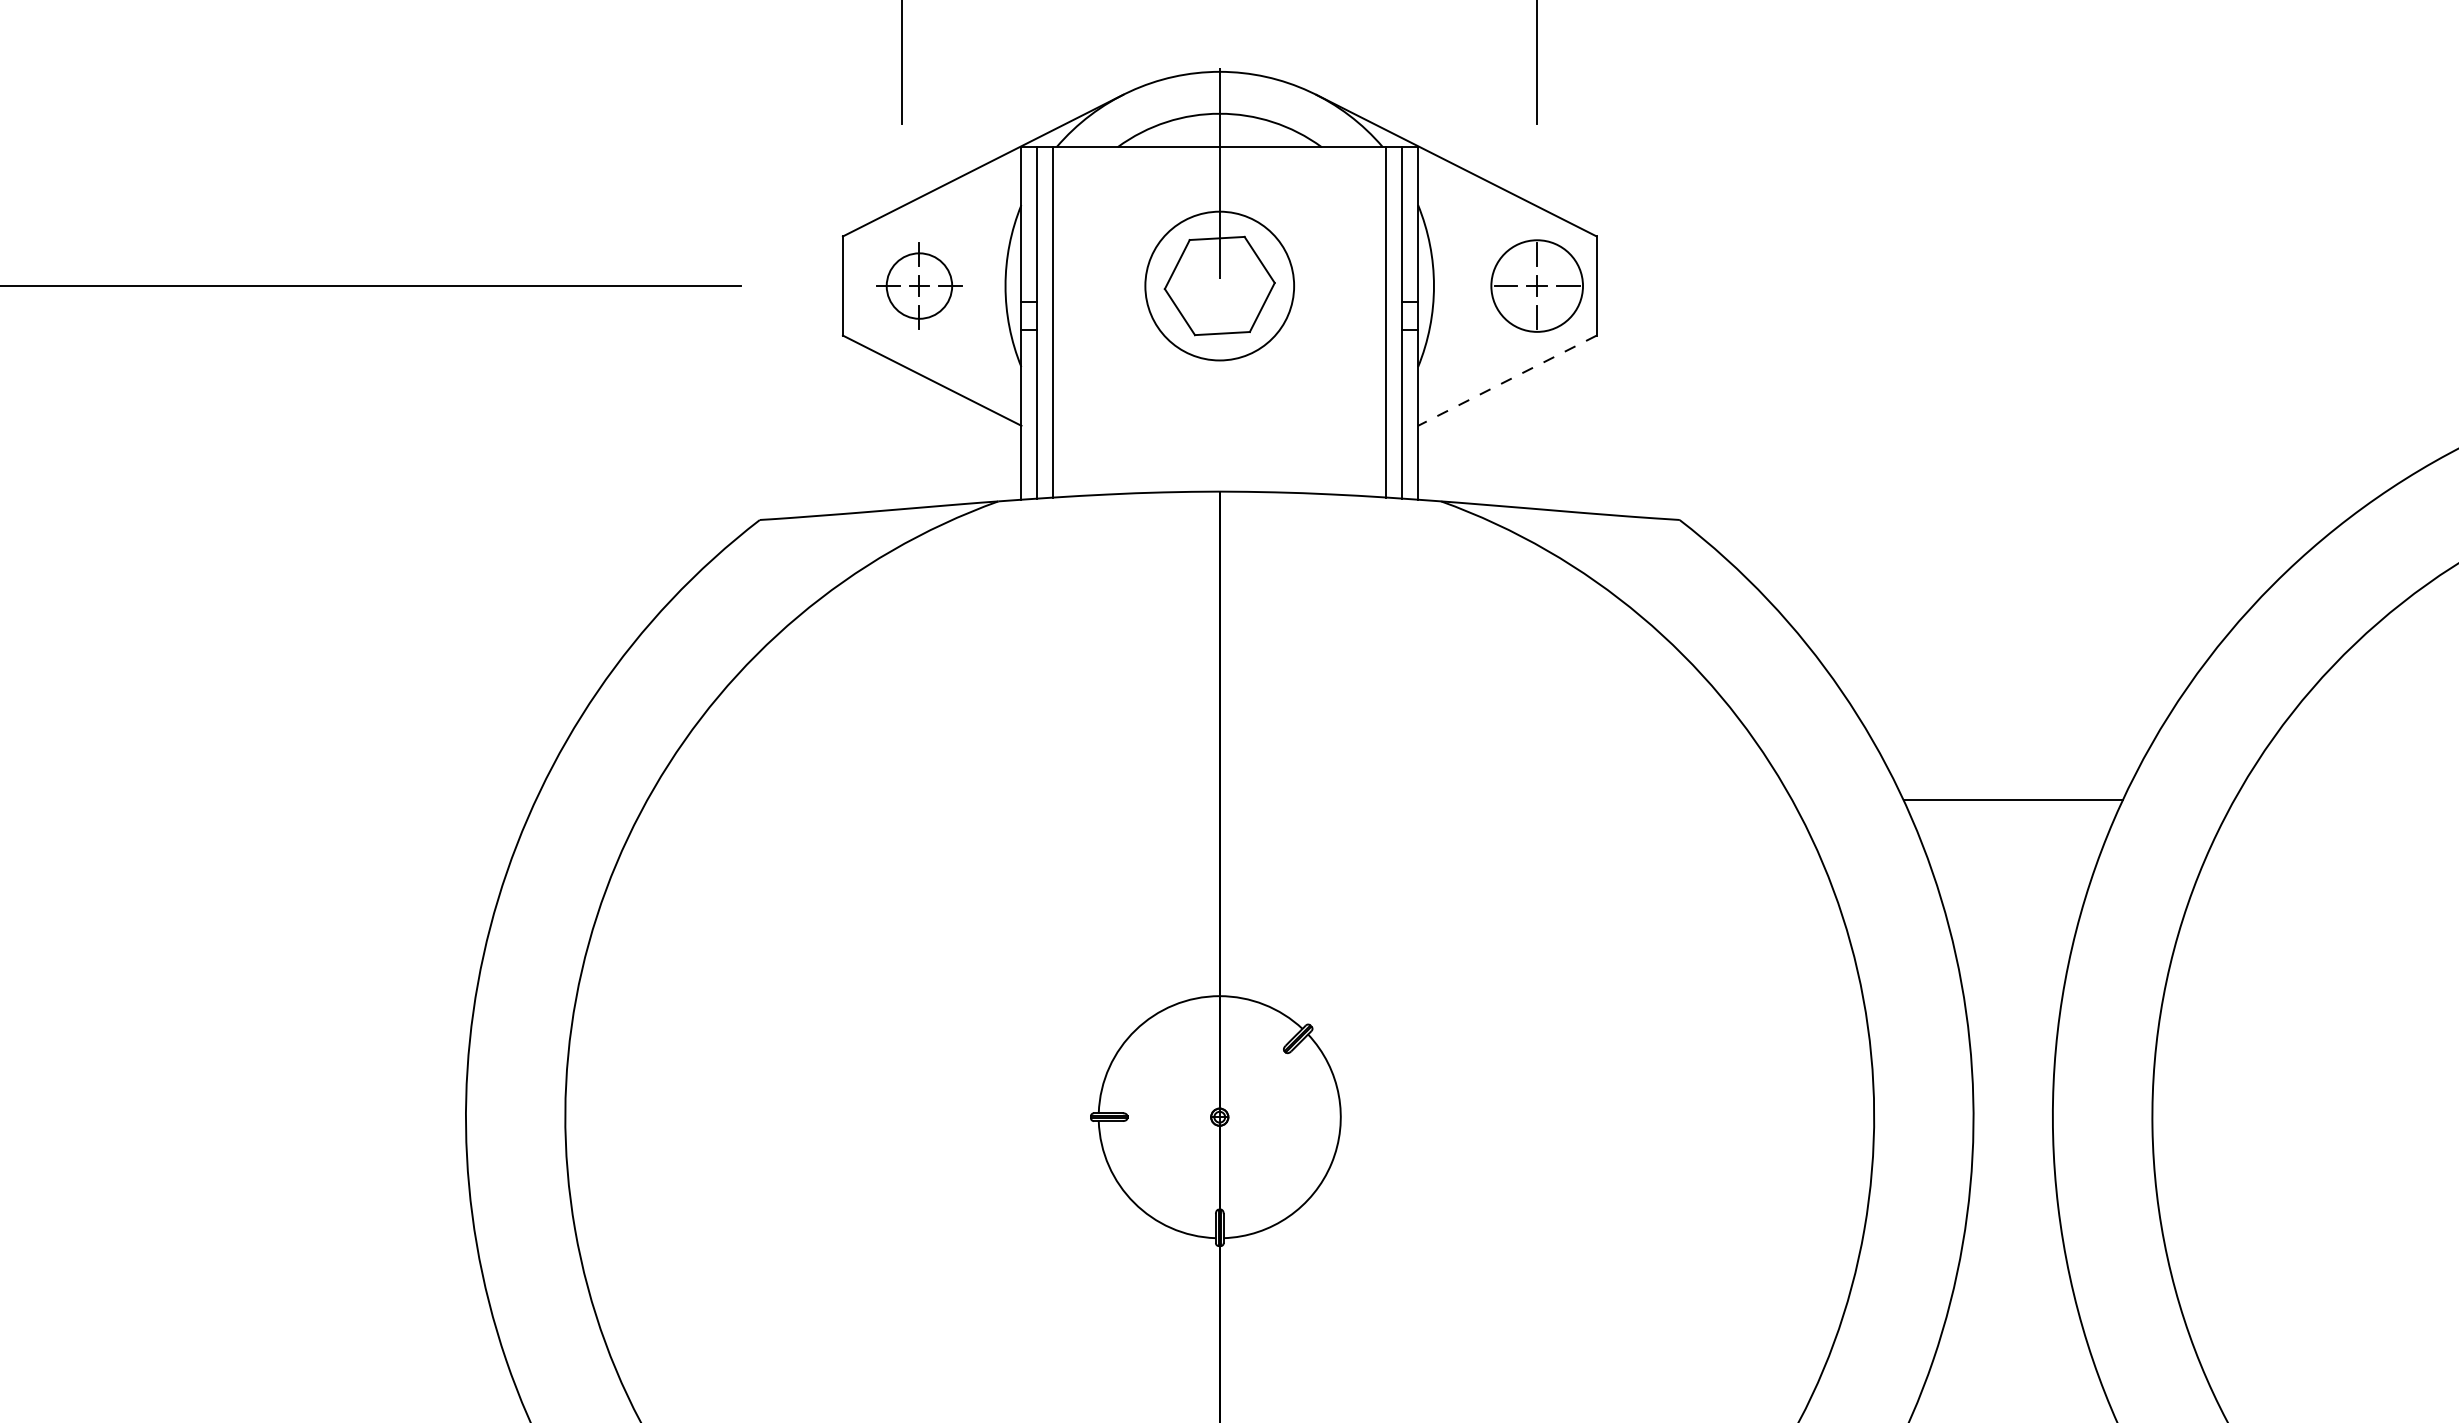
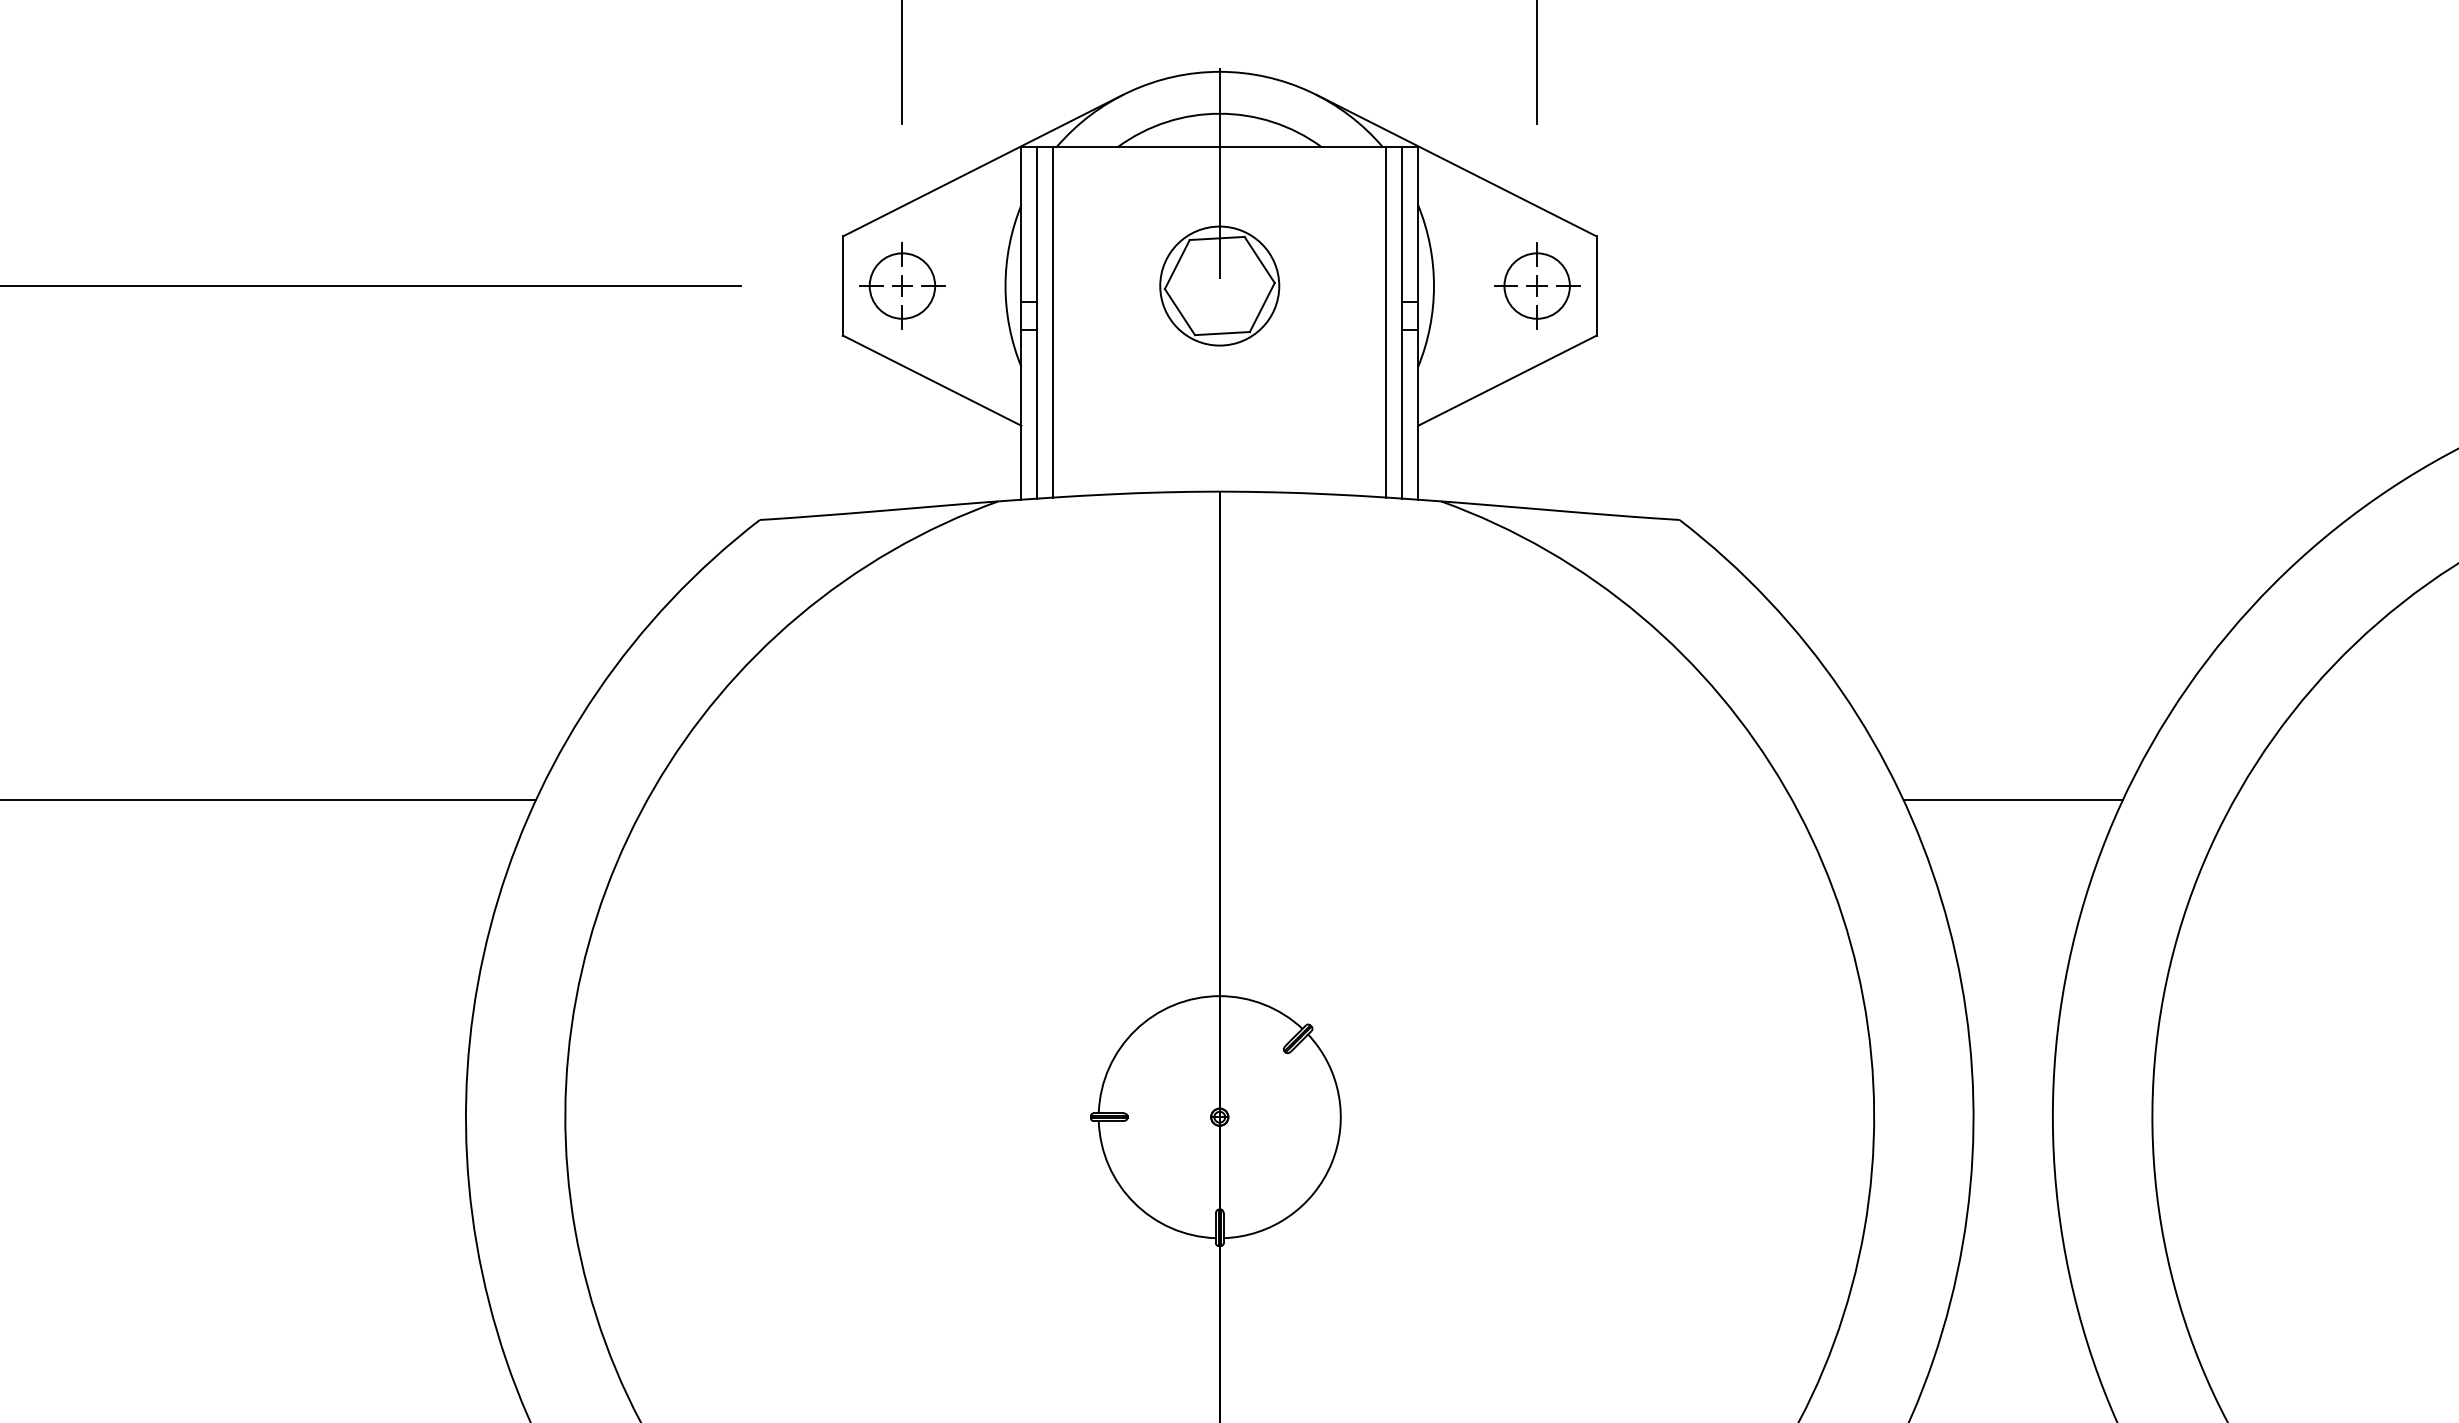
part position: (919, 285) -> (902, 285) (902, 285)
circle diameter: 149 px -> 119 px (1219, 285)
circle diameter: 92 px -> 65 px (1536, 285)
line: dashed -> solid (1506, 380)
line: none -> present (269, 799)
